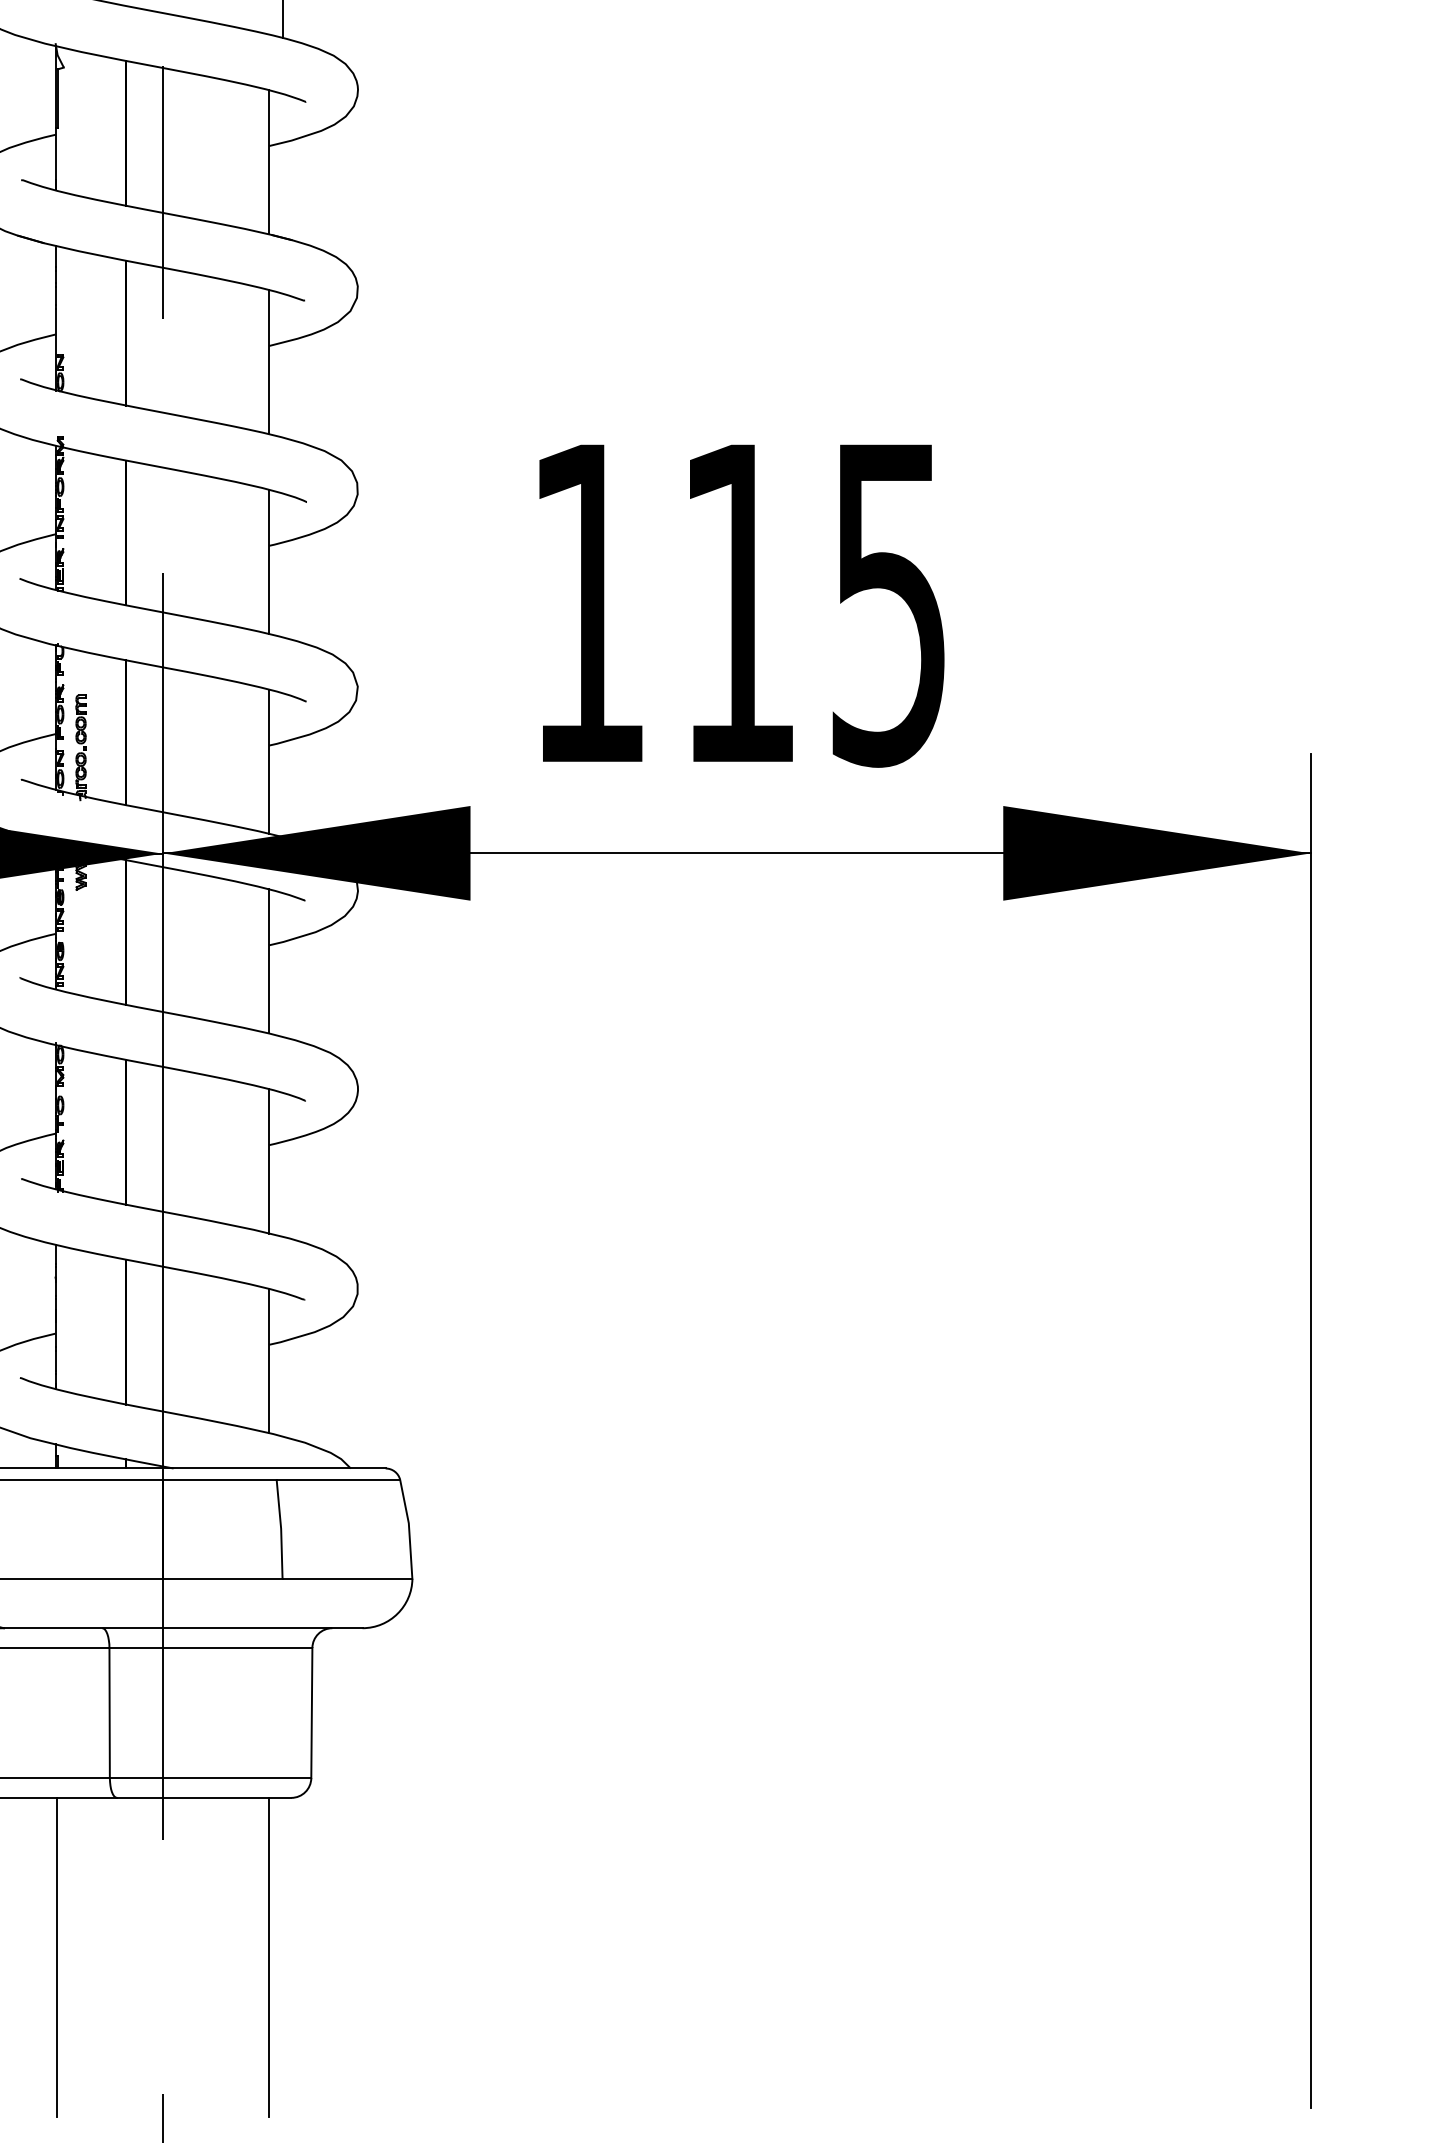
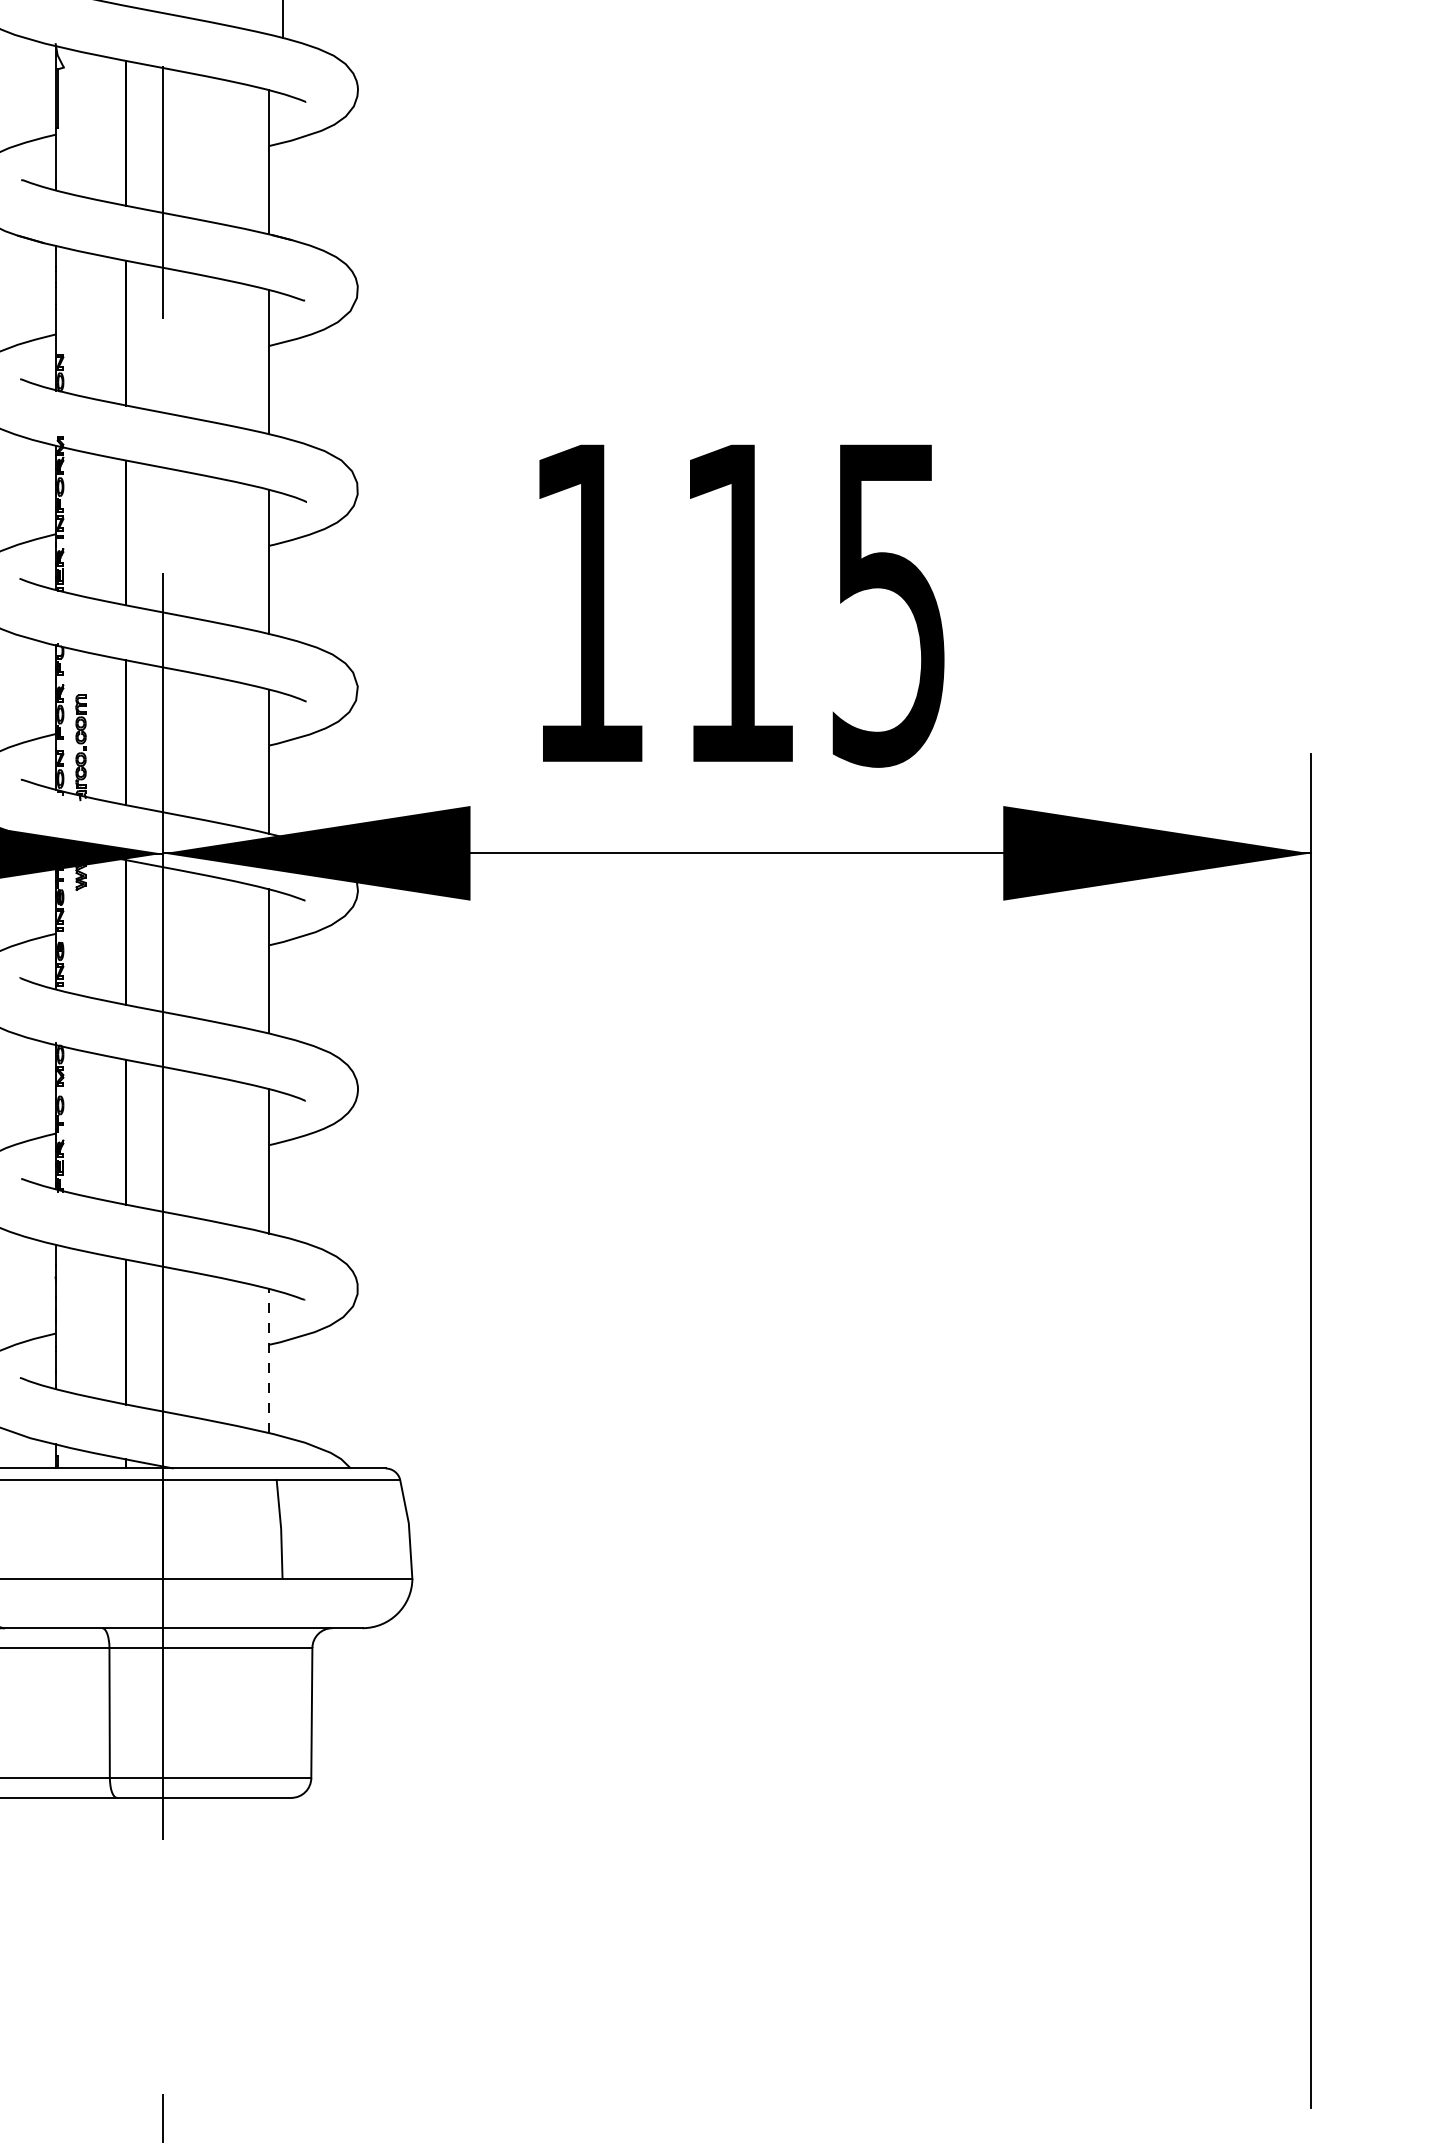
line: solid -> dashed (269, 1360)
line: present -> none (56, 1956)
line: present -> none (269, 1956)
